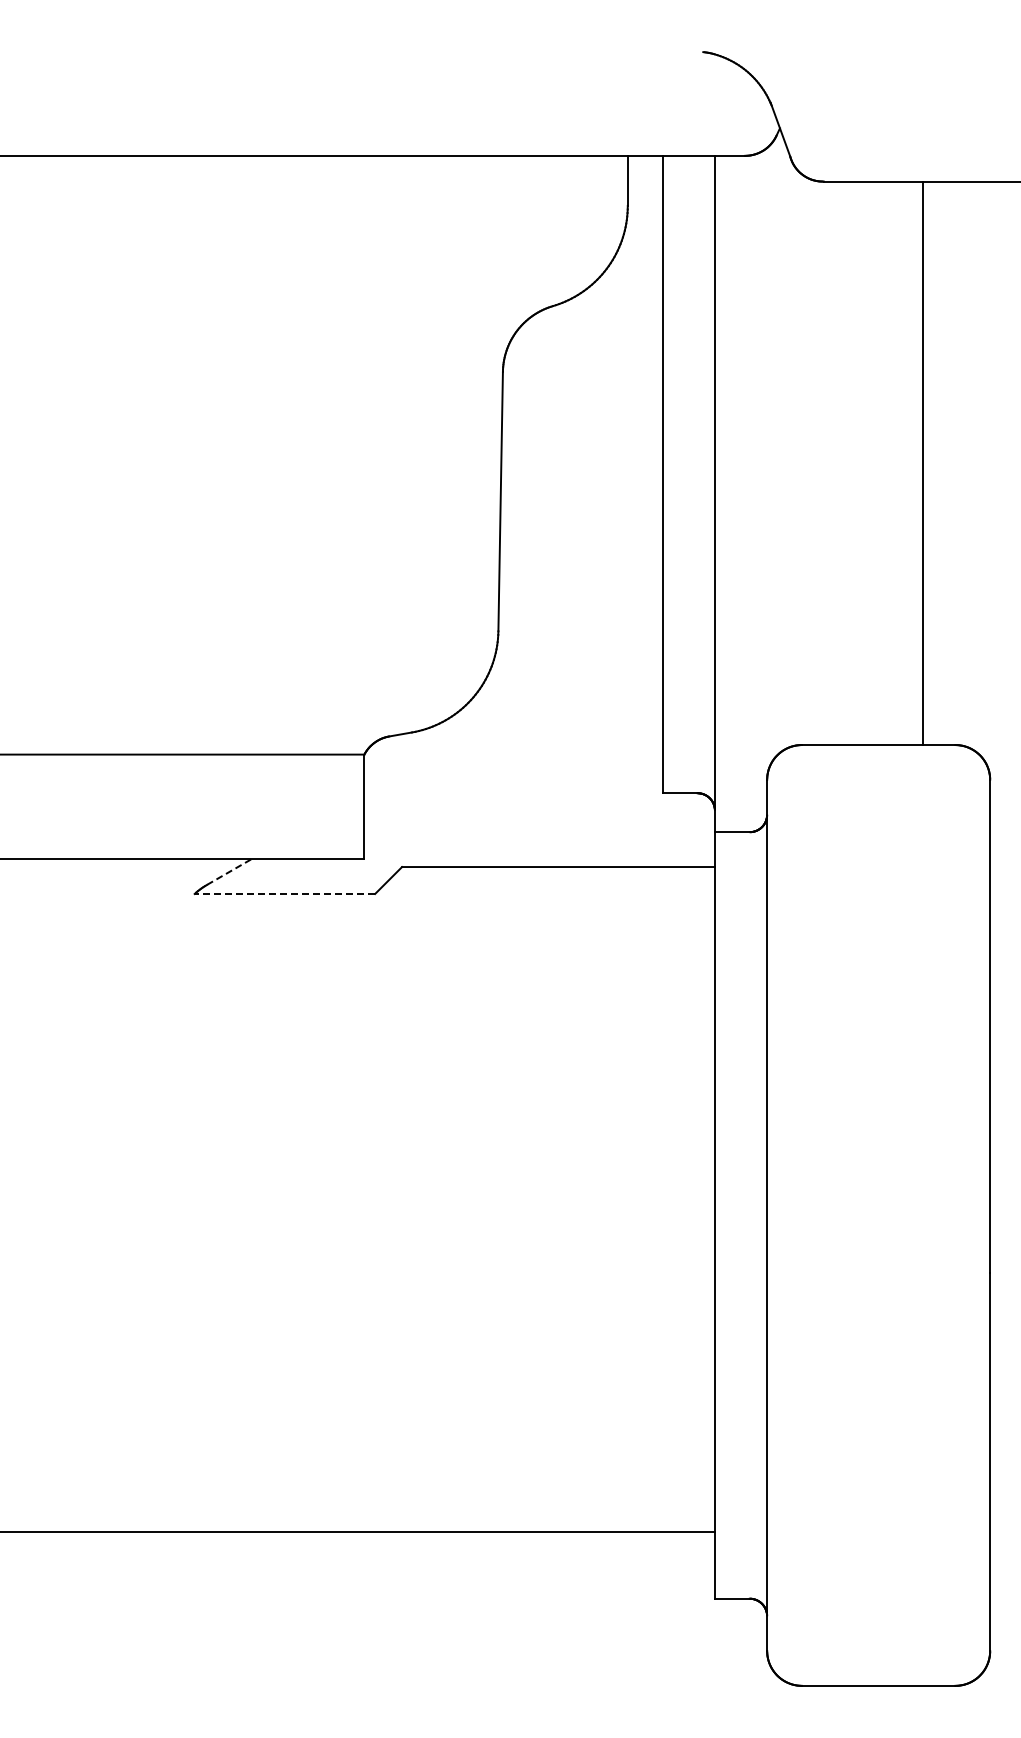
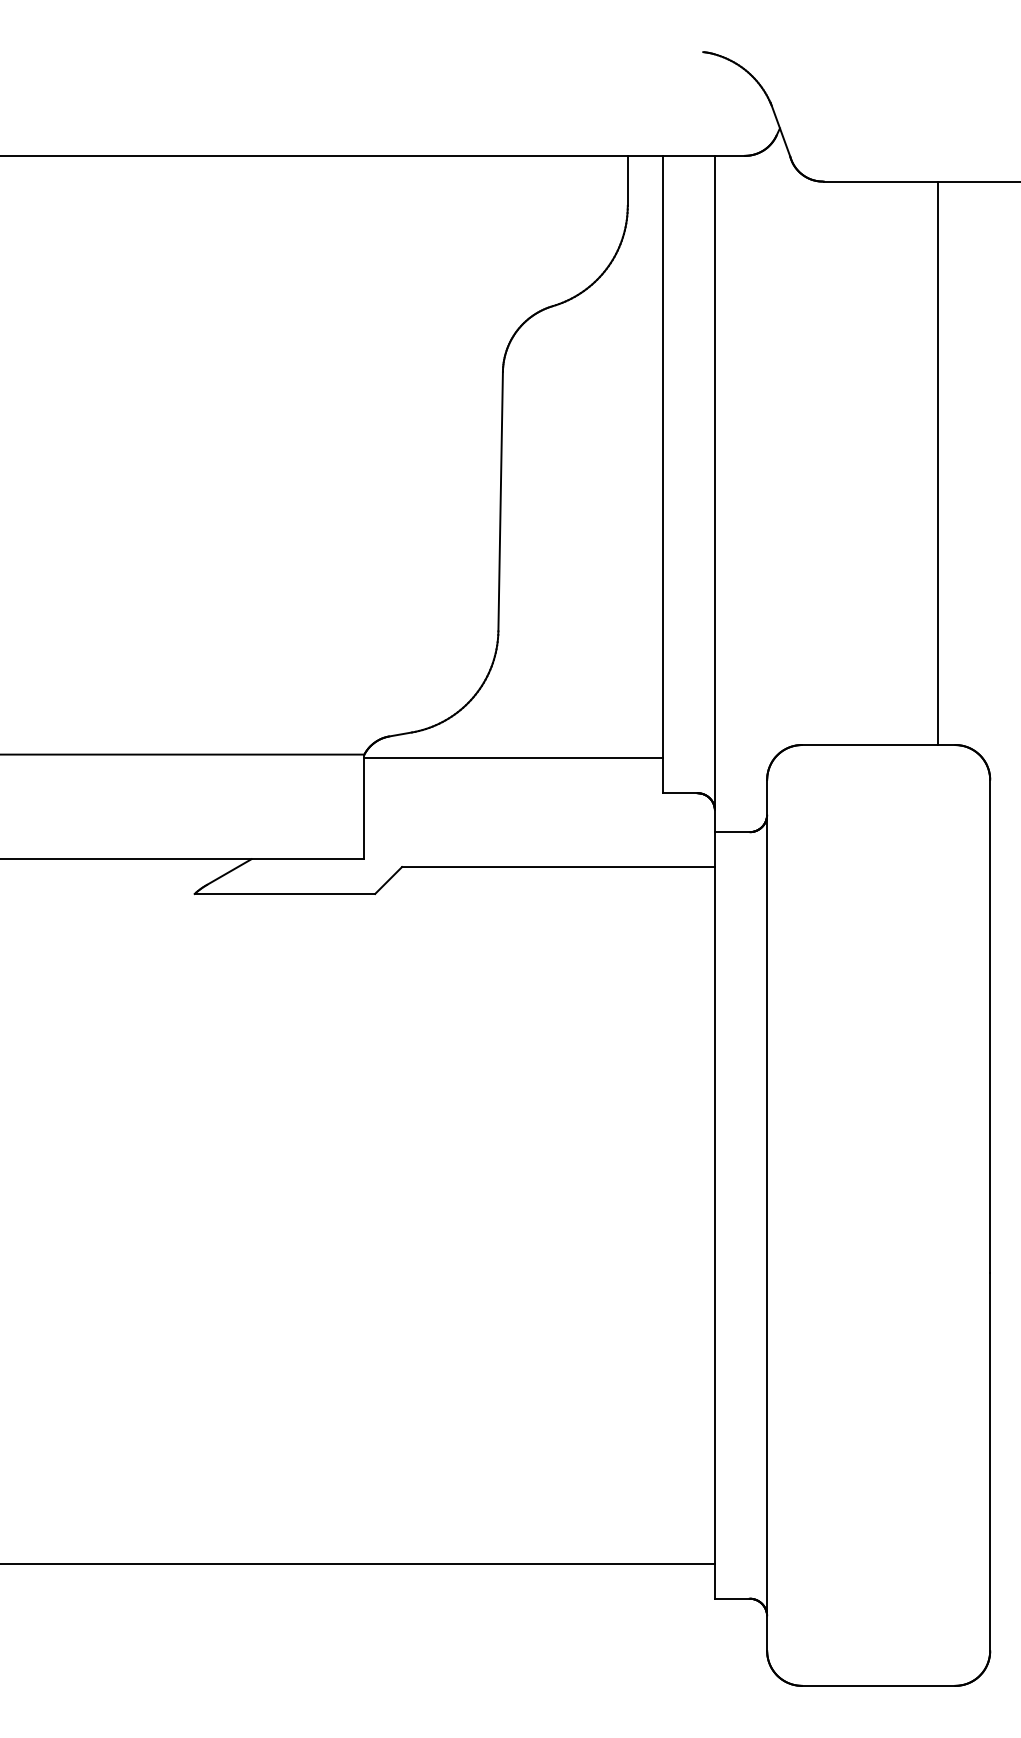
line position: (922, 463) -> (937, 463) (937, 463)
line: none -> present (513, 758)
line: dashed -> solid (229, 872)
line: dashed -> solid (284, 893)
line position: (358, 1531) -> (358, 1563) (358, 1563)
